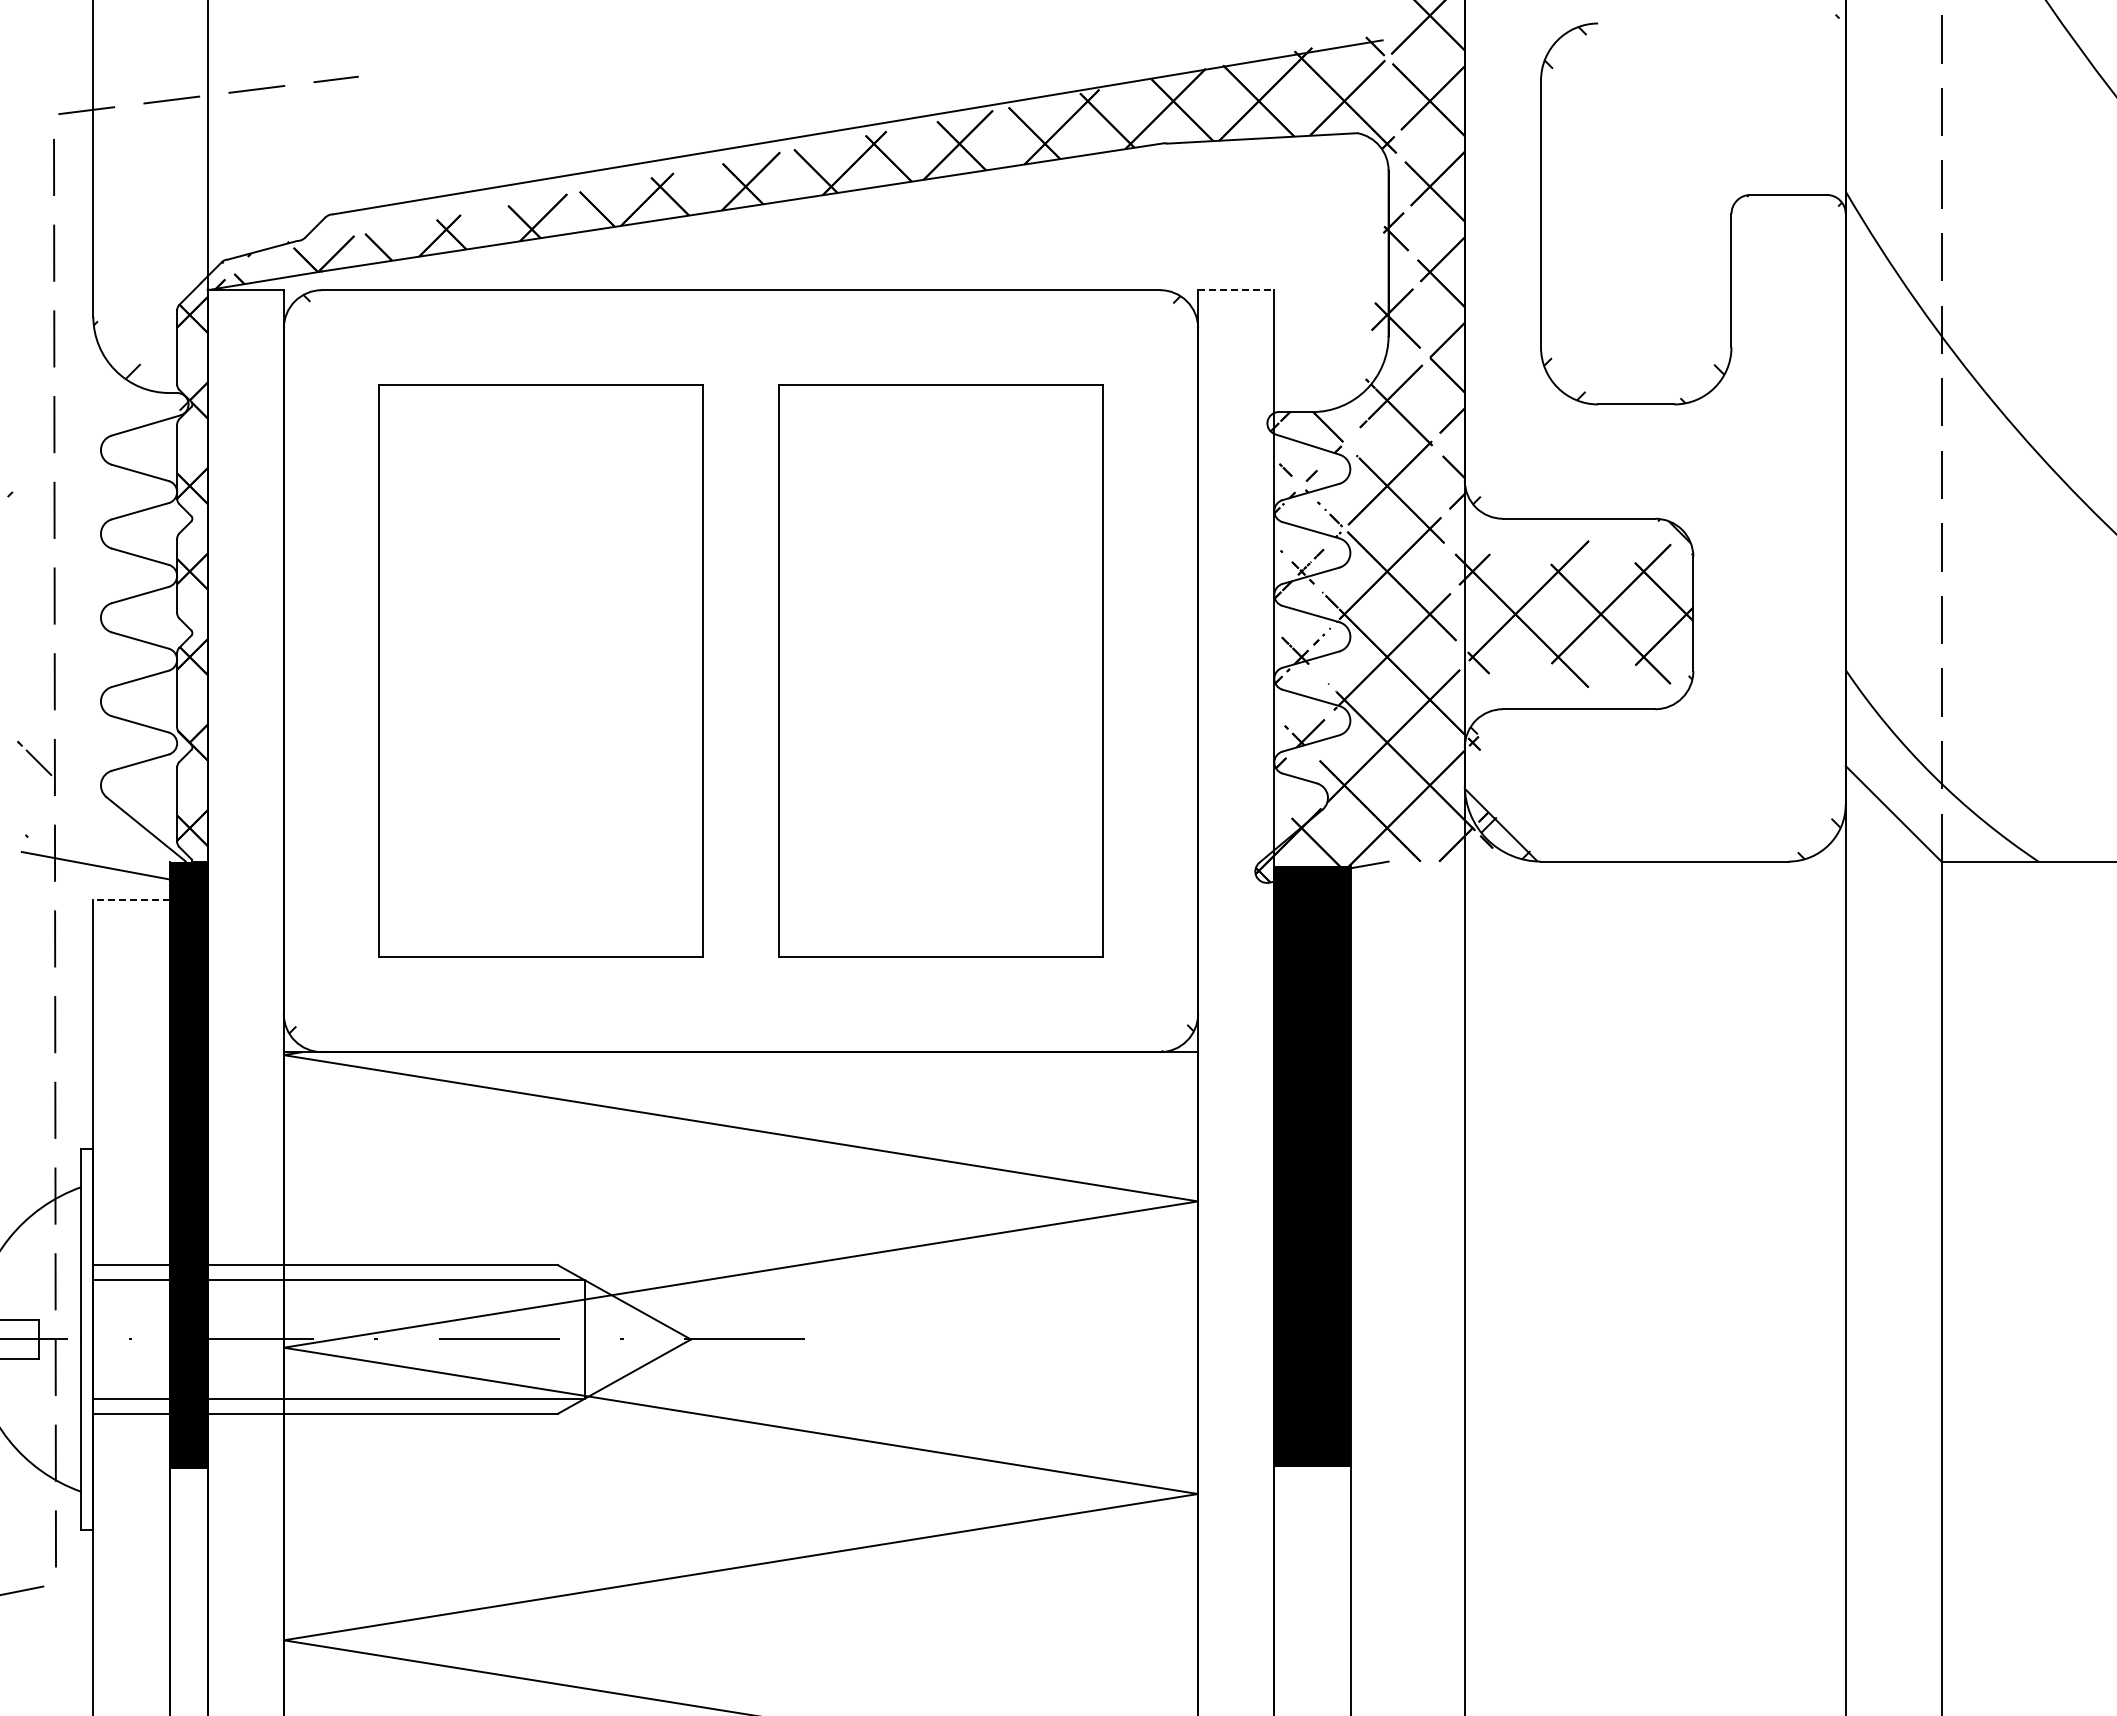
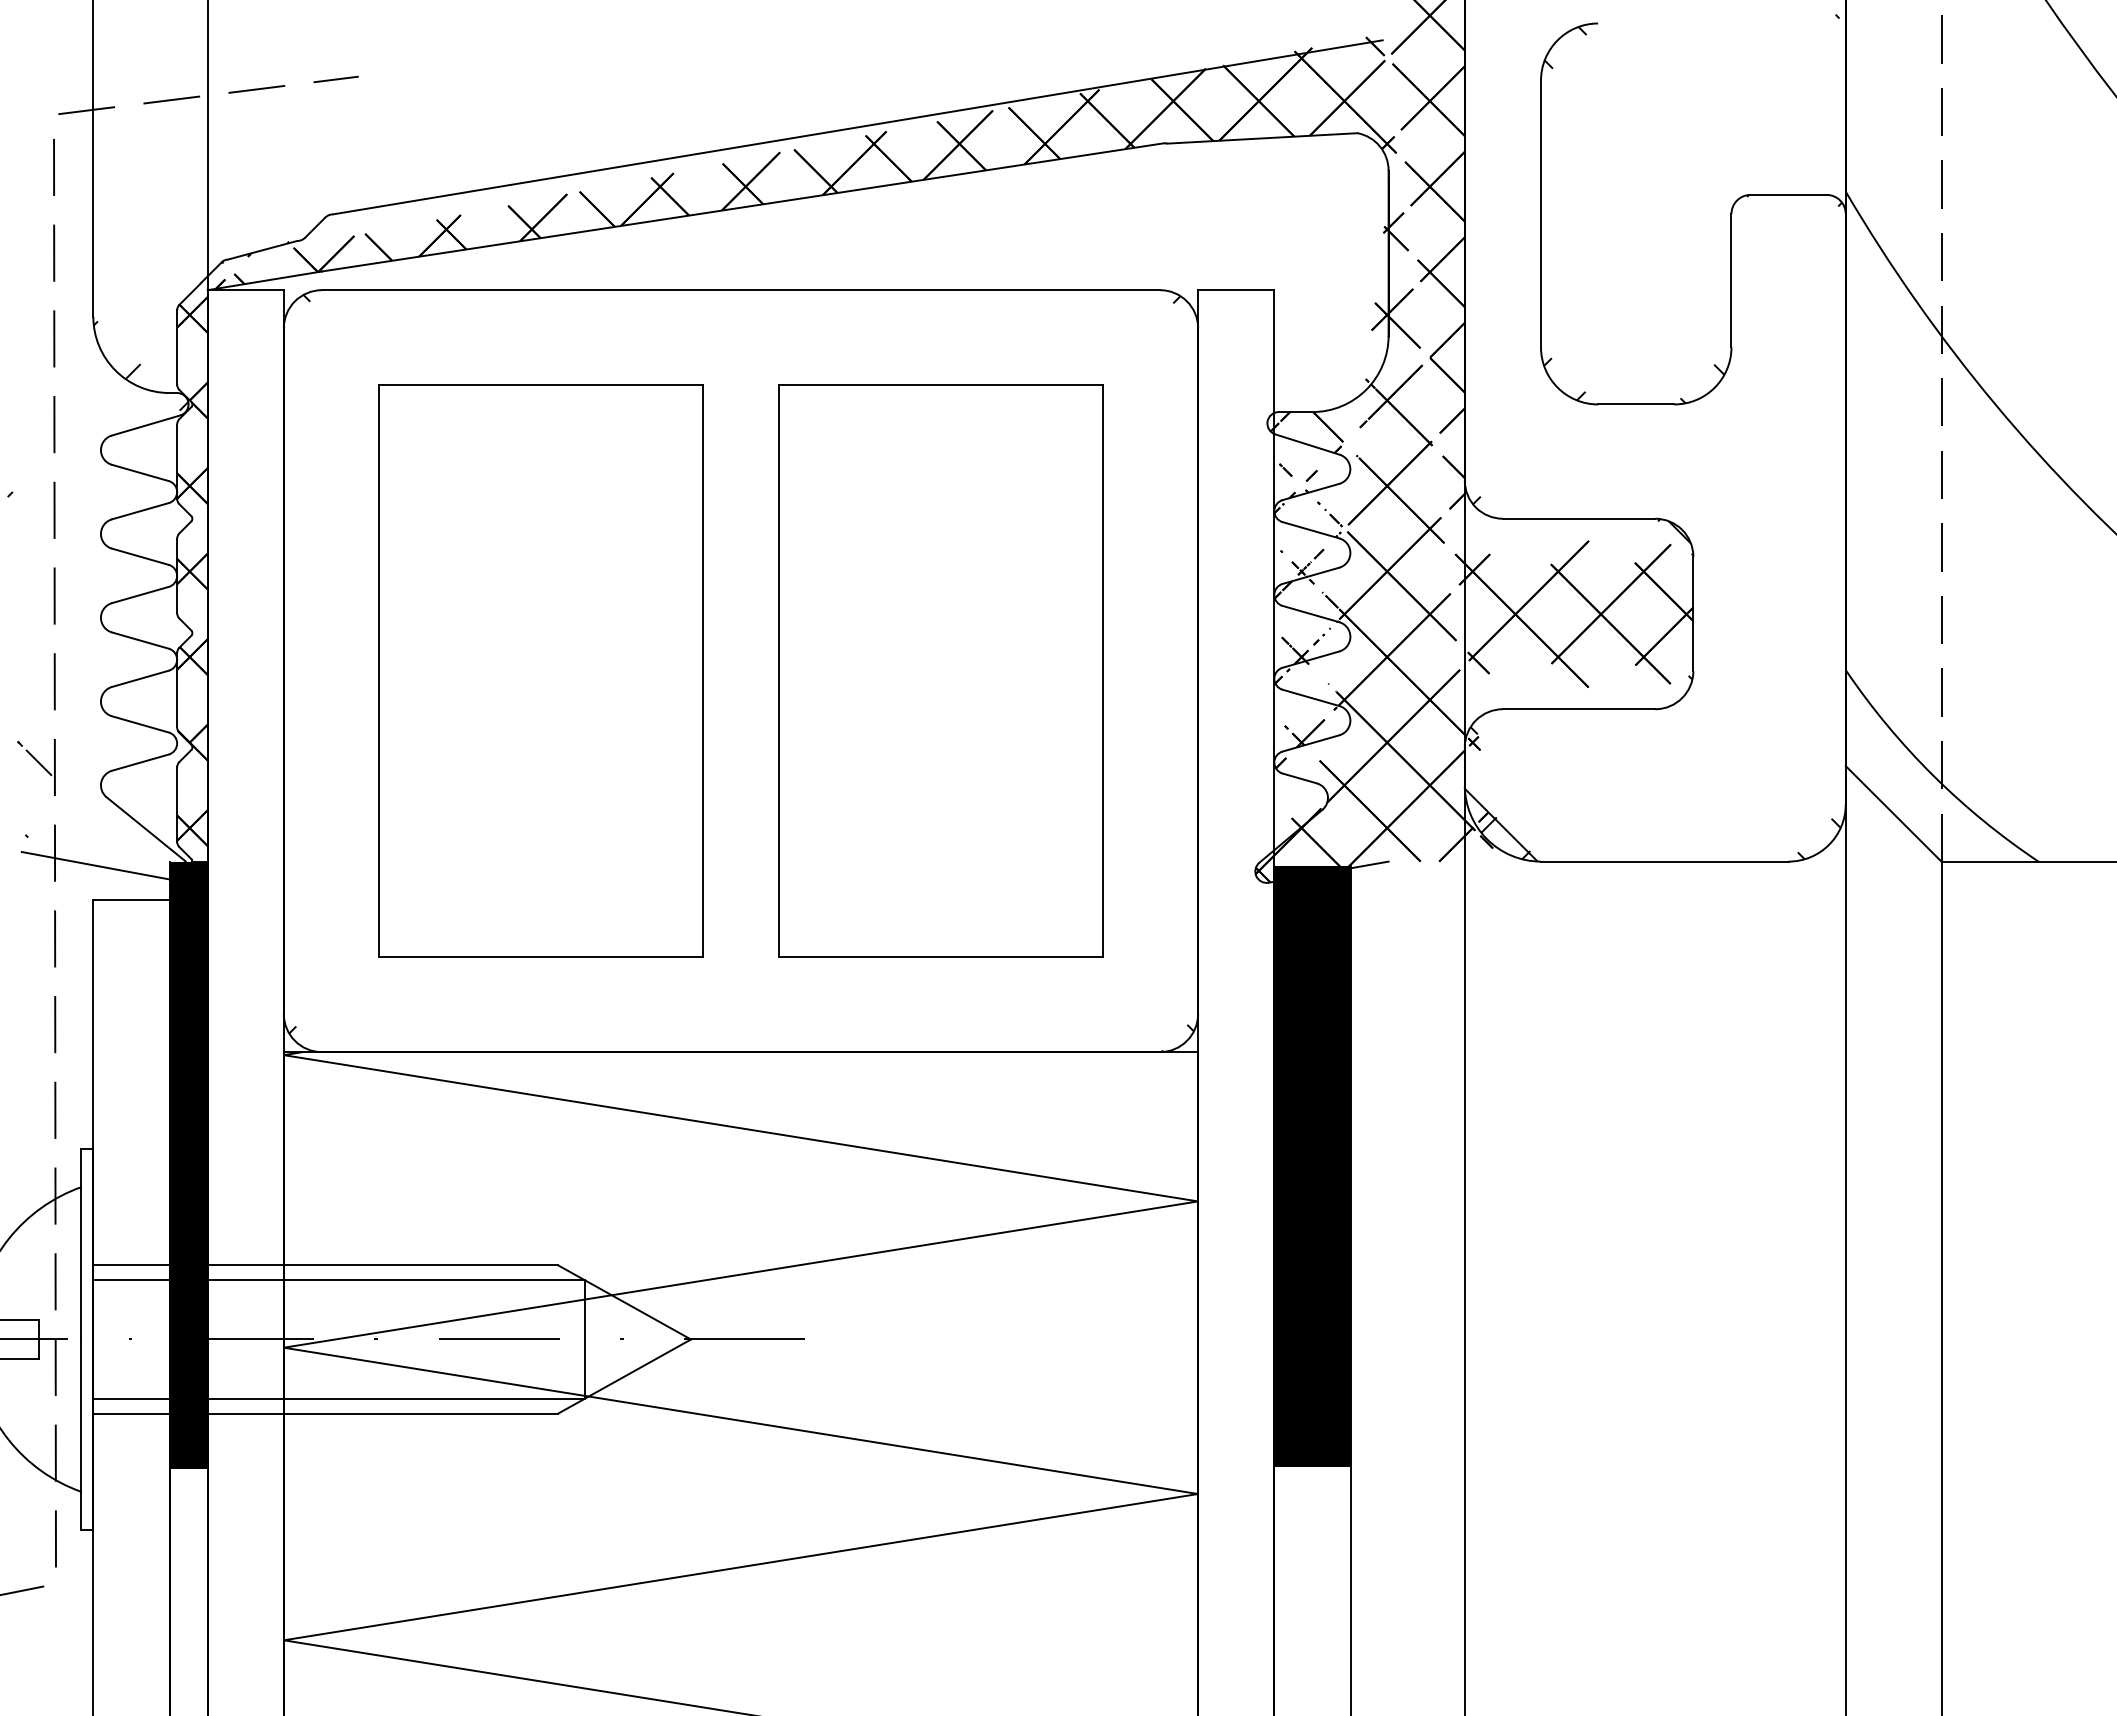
line: dashed -> solid (1236, 290)
line: dashed -> solid (130, 899)
